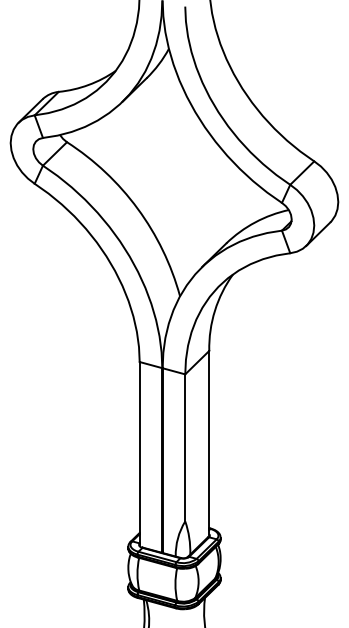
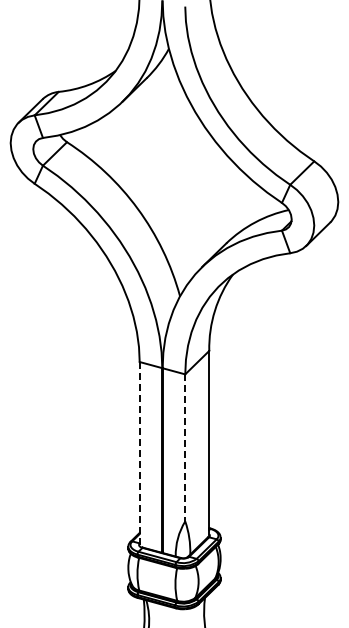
line: solid -> dashed (185, 447)
line: solid -> dashed (139, 453)
